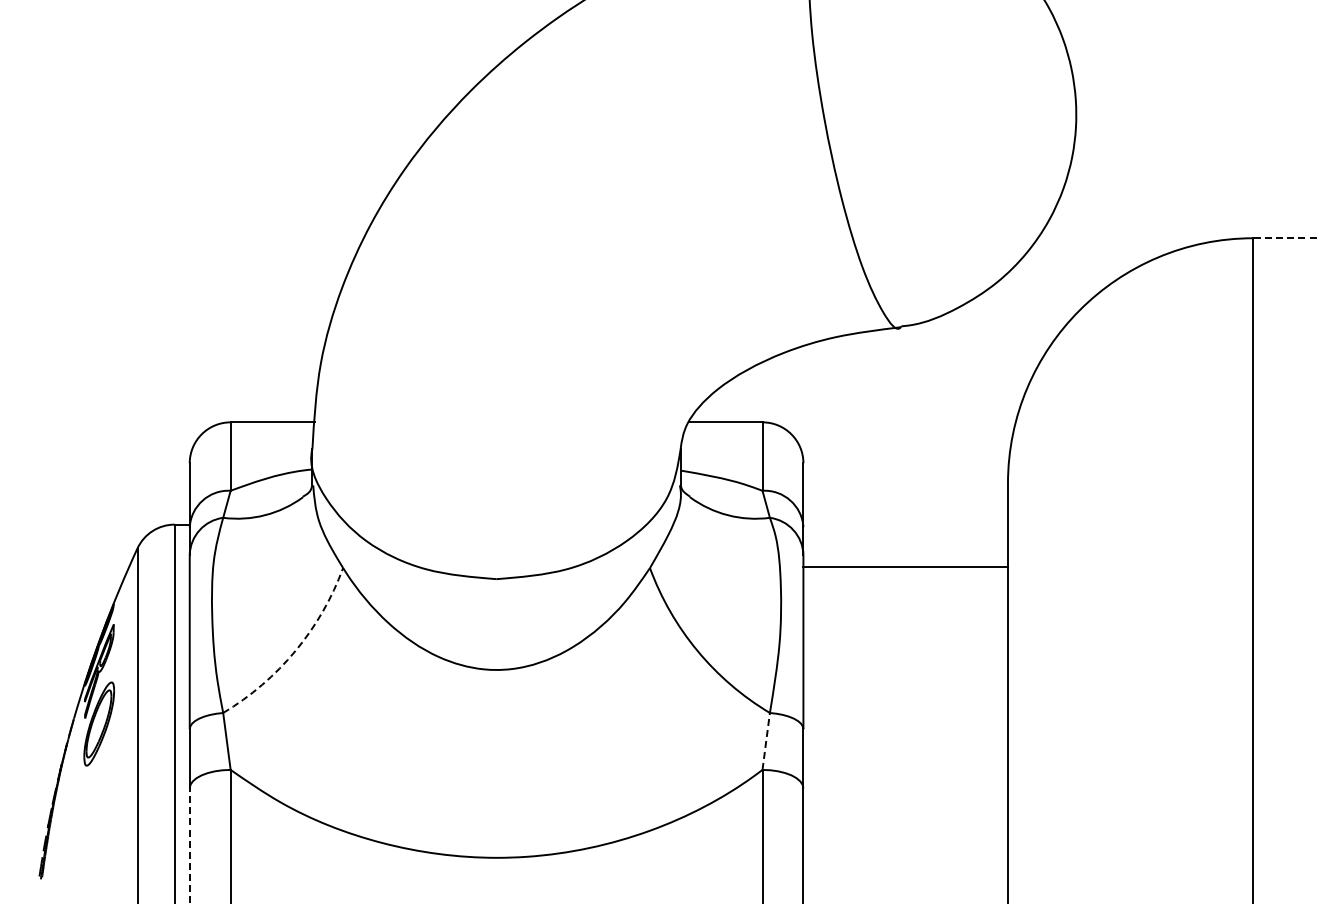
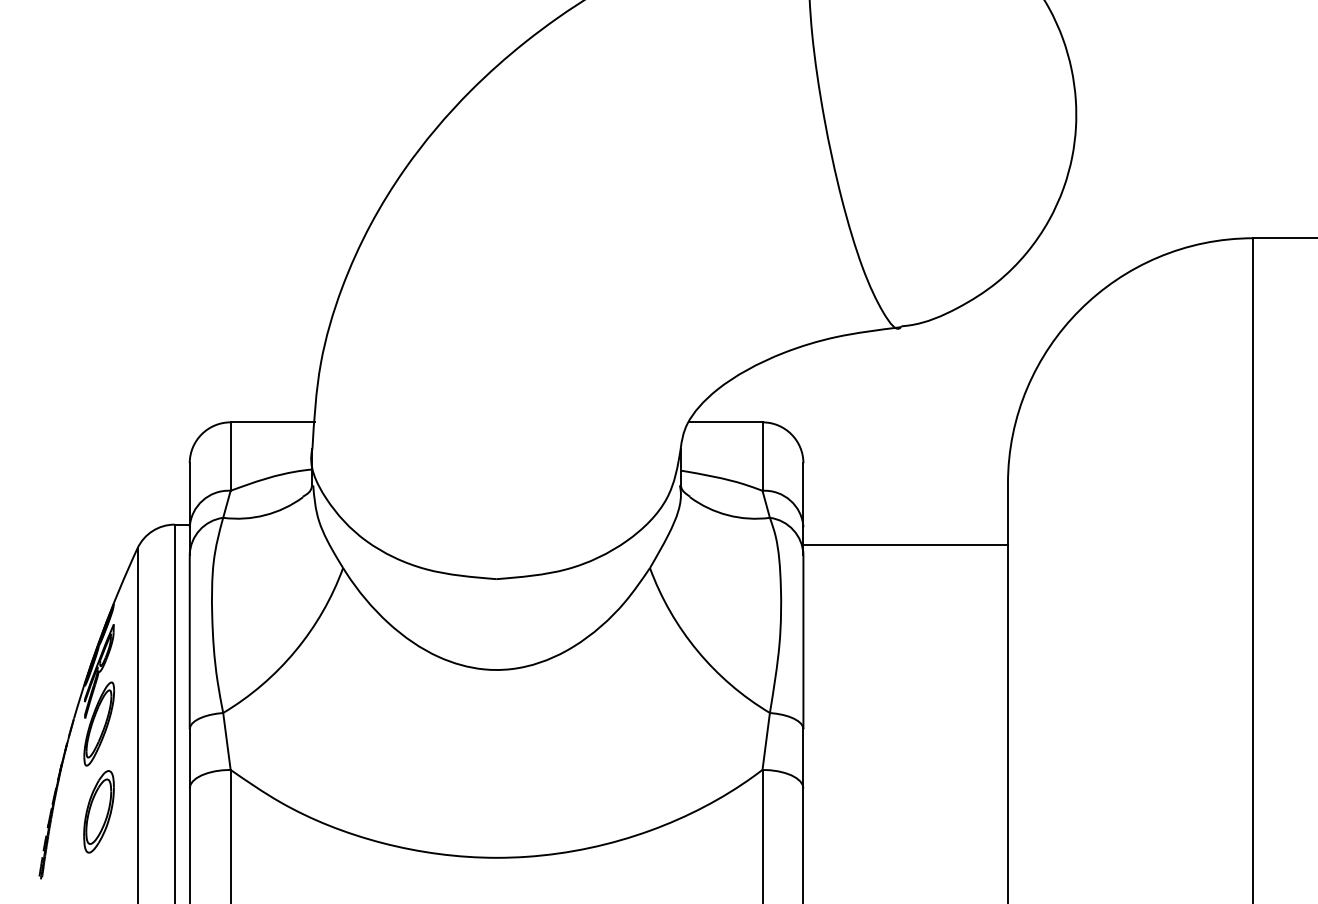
line: dashed -> solid (1285, 238)
line position: (905, 567) -> (905, 545) (905, 545)
arc: dashed -> solid (295, 650)
line: dashed -> solid (766, 741)
part: none -> present (98, 811)
line: dashed -> solid (189, 845)
